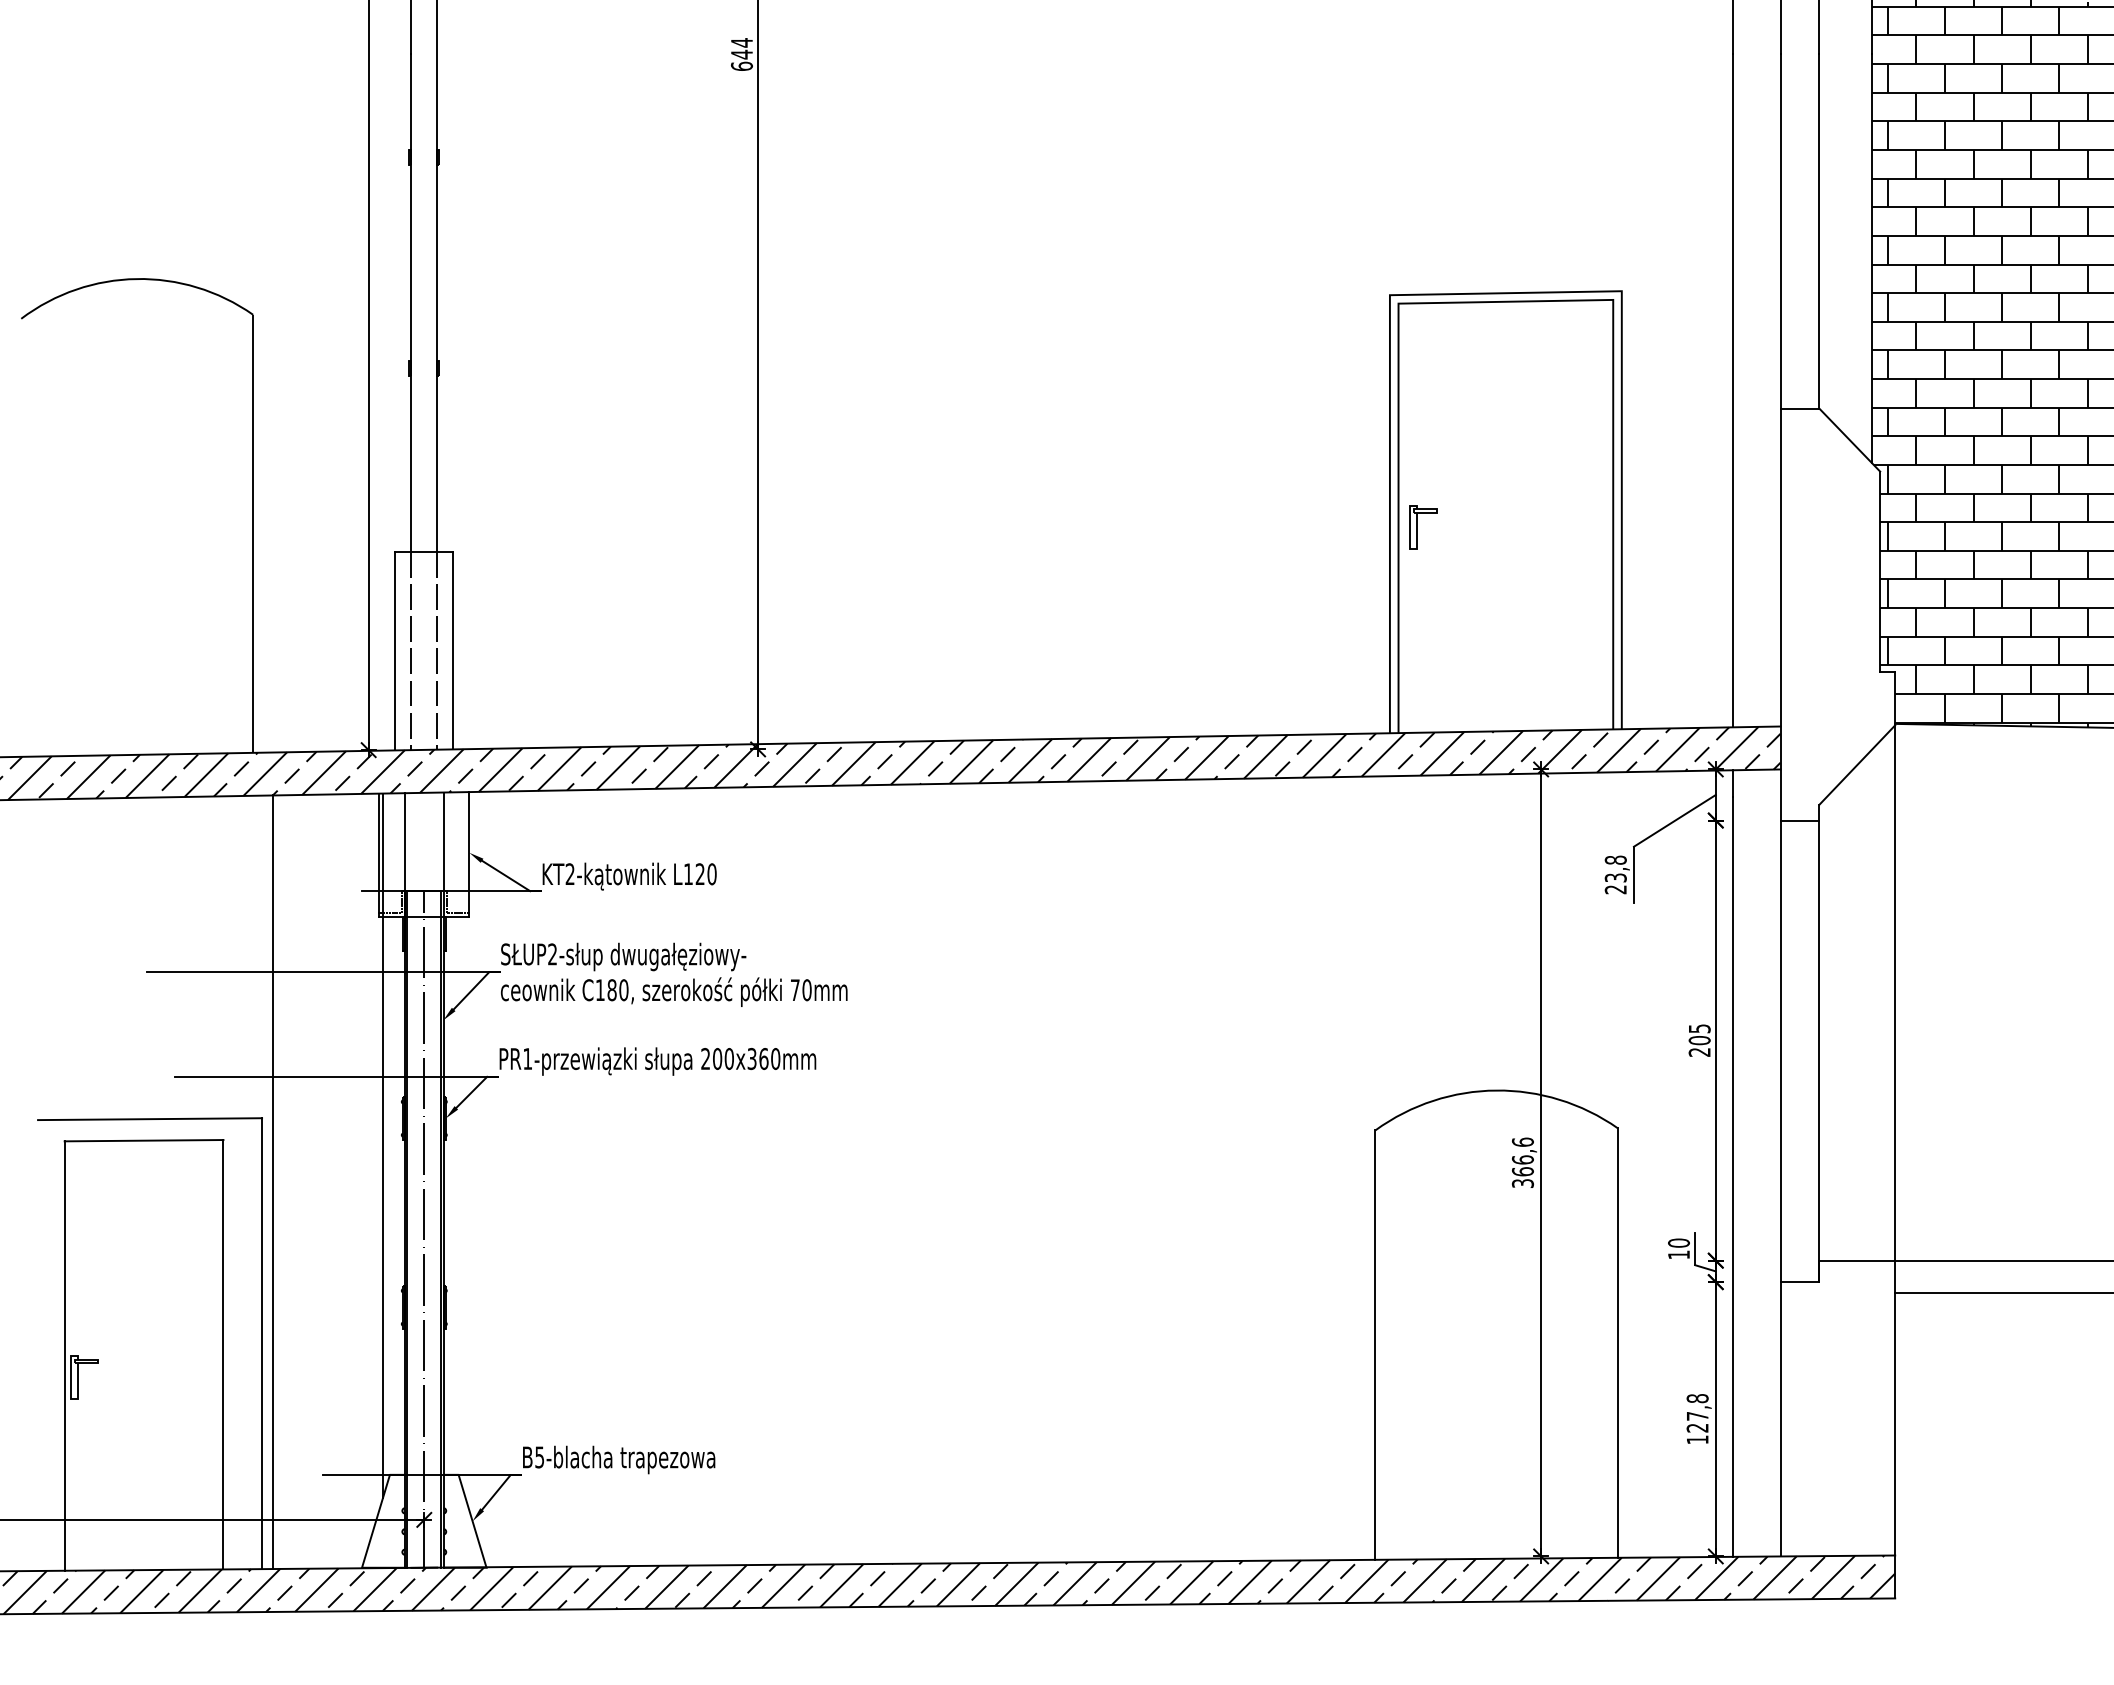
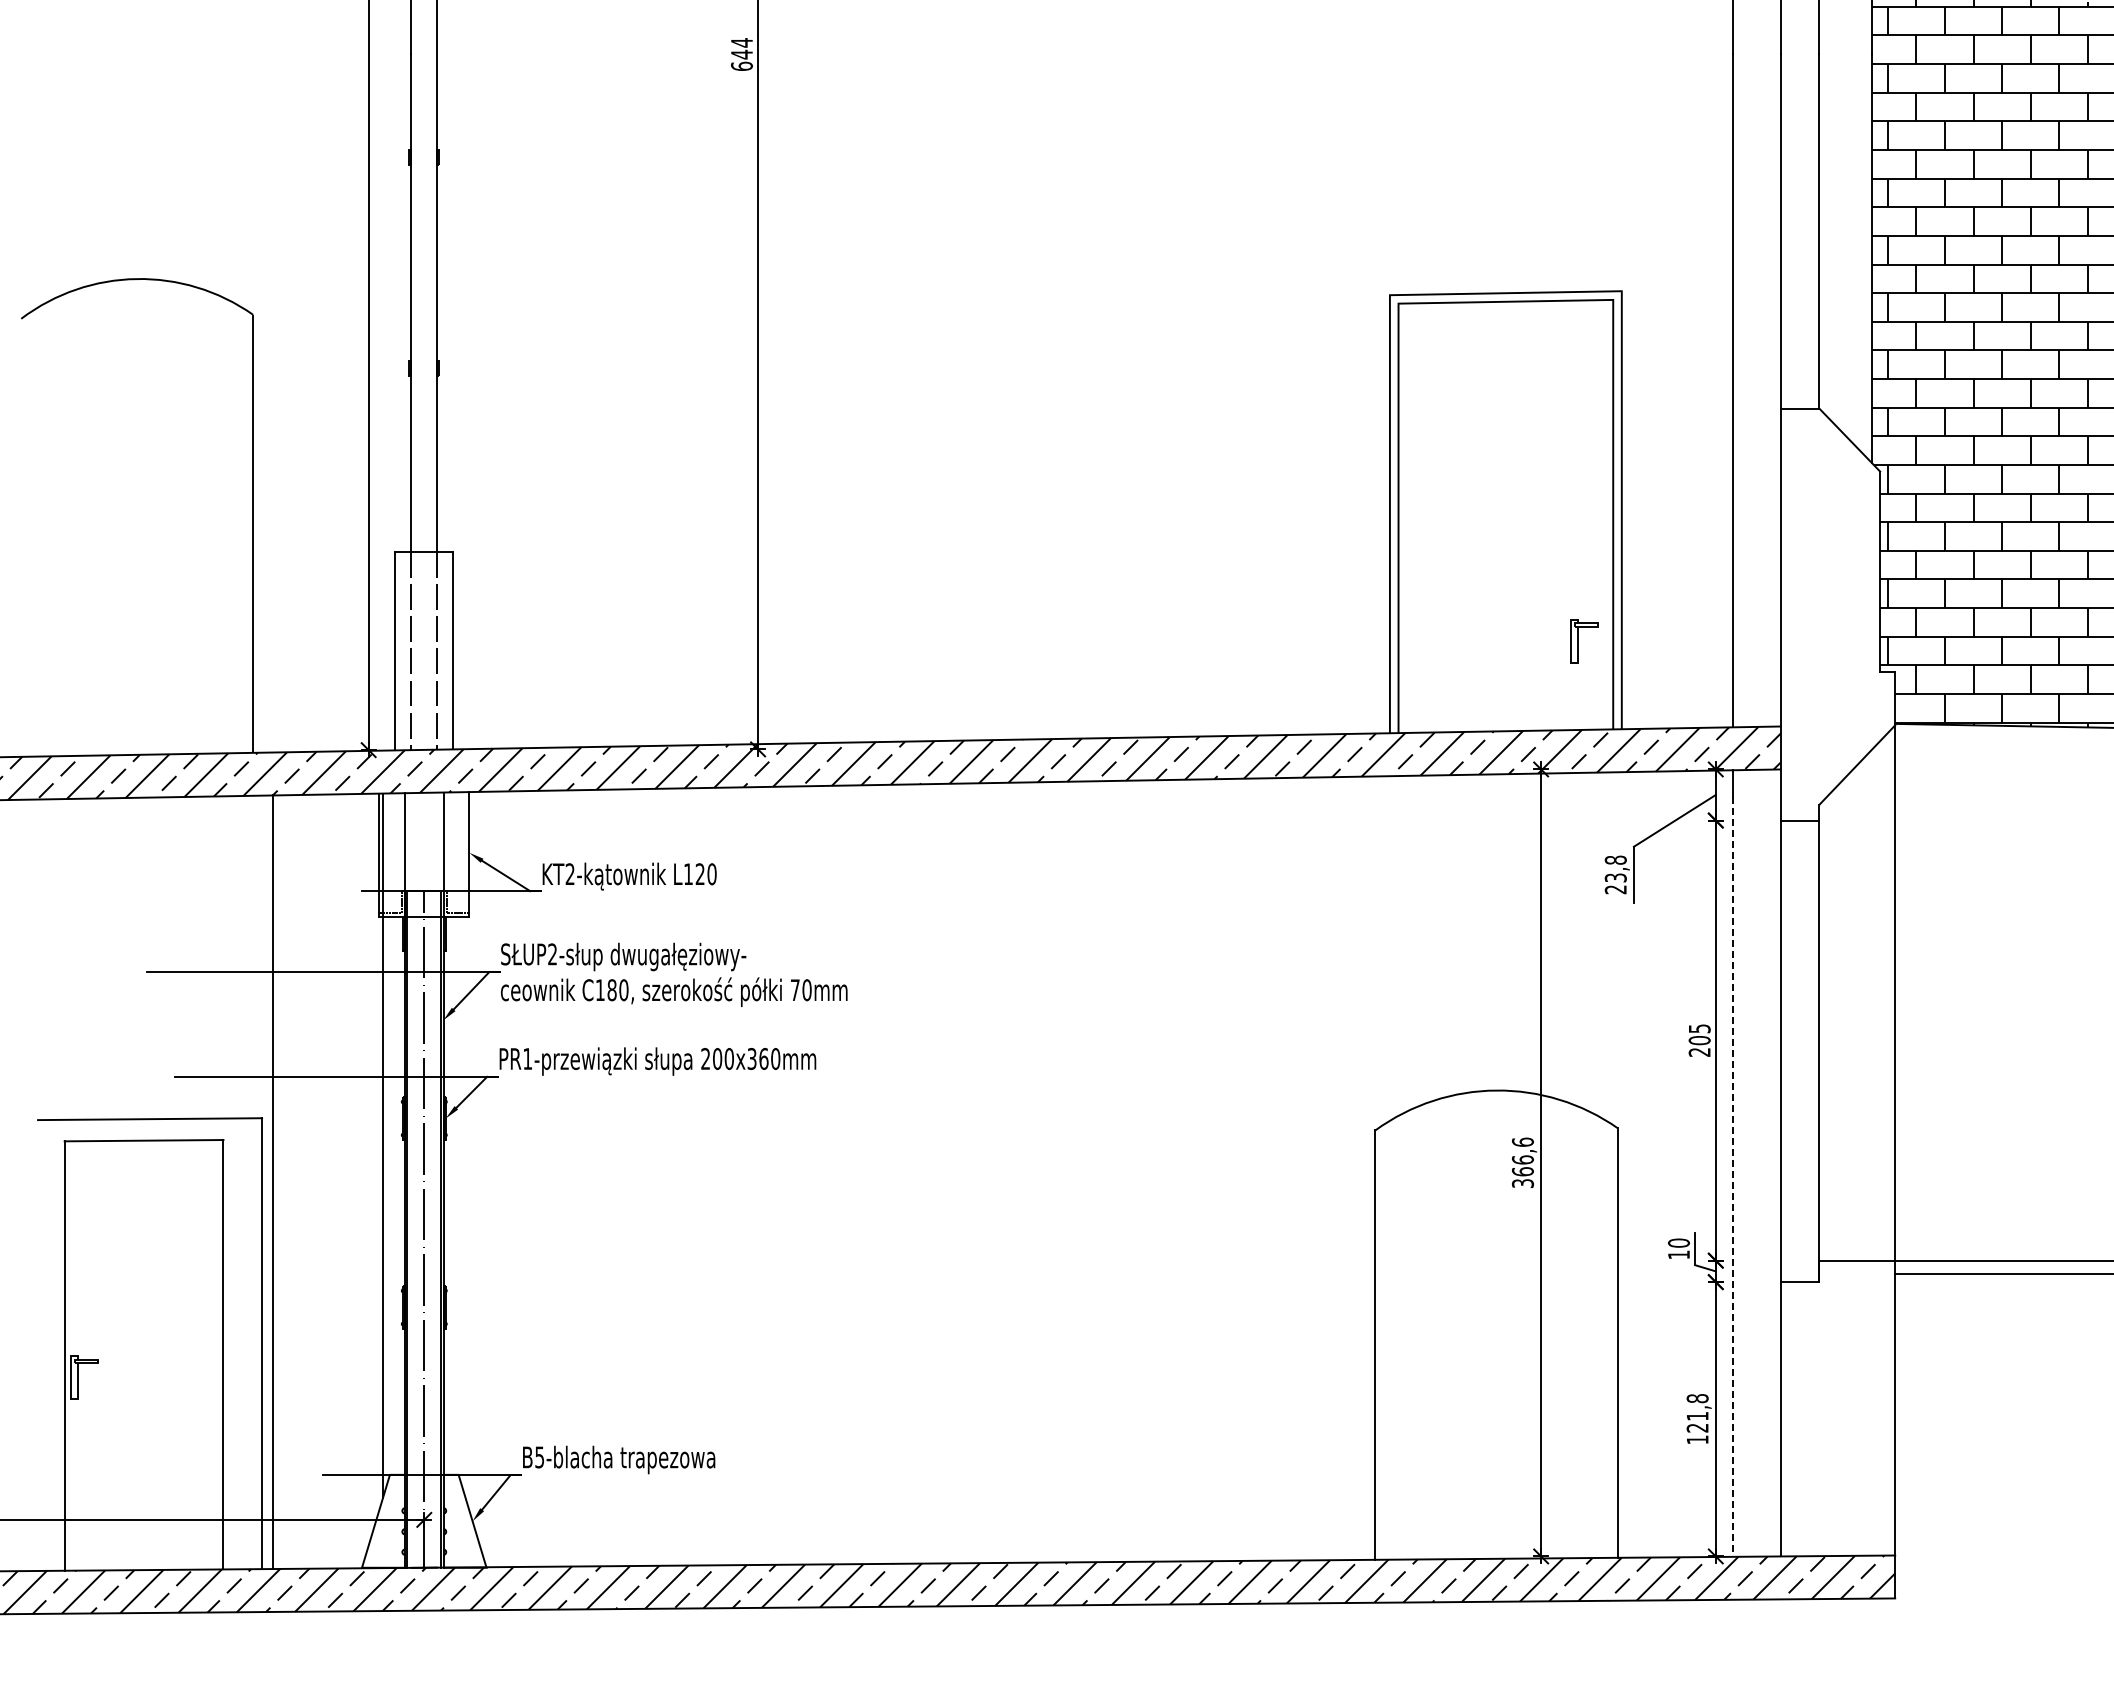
part position: (1423, 527) -> (1584, 641) (1584, 641)
line: solid -> dashed (1733, 1176)
line position: (2002, 1292) -> (2002, 1273) (2002, 1273)
text: 127,8 -> 121,8 (1697, 1416)
